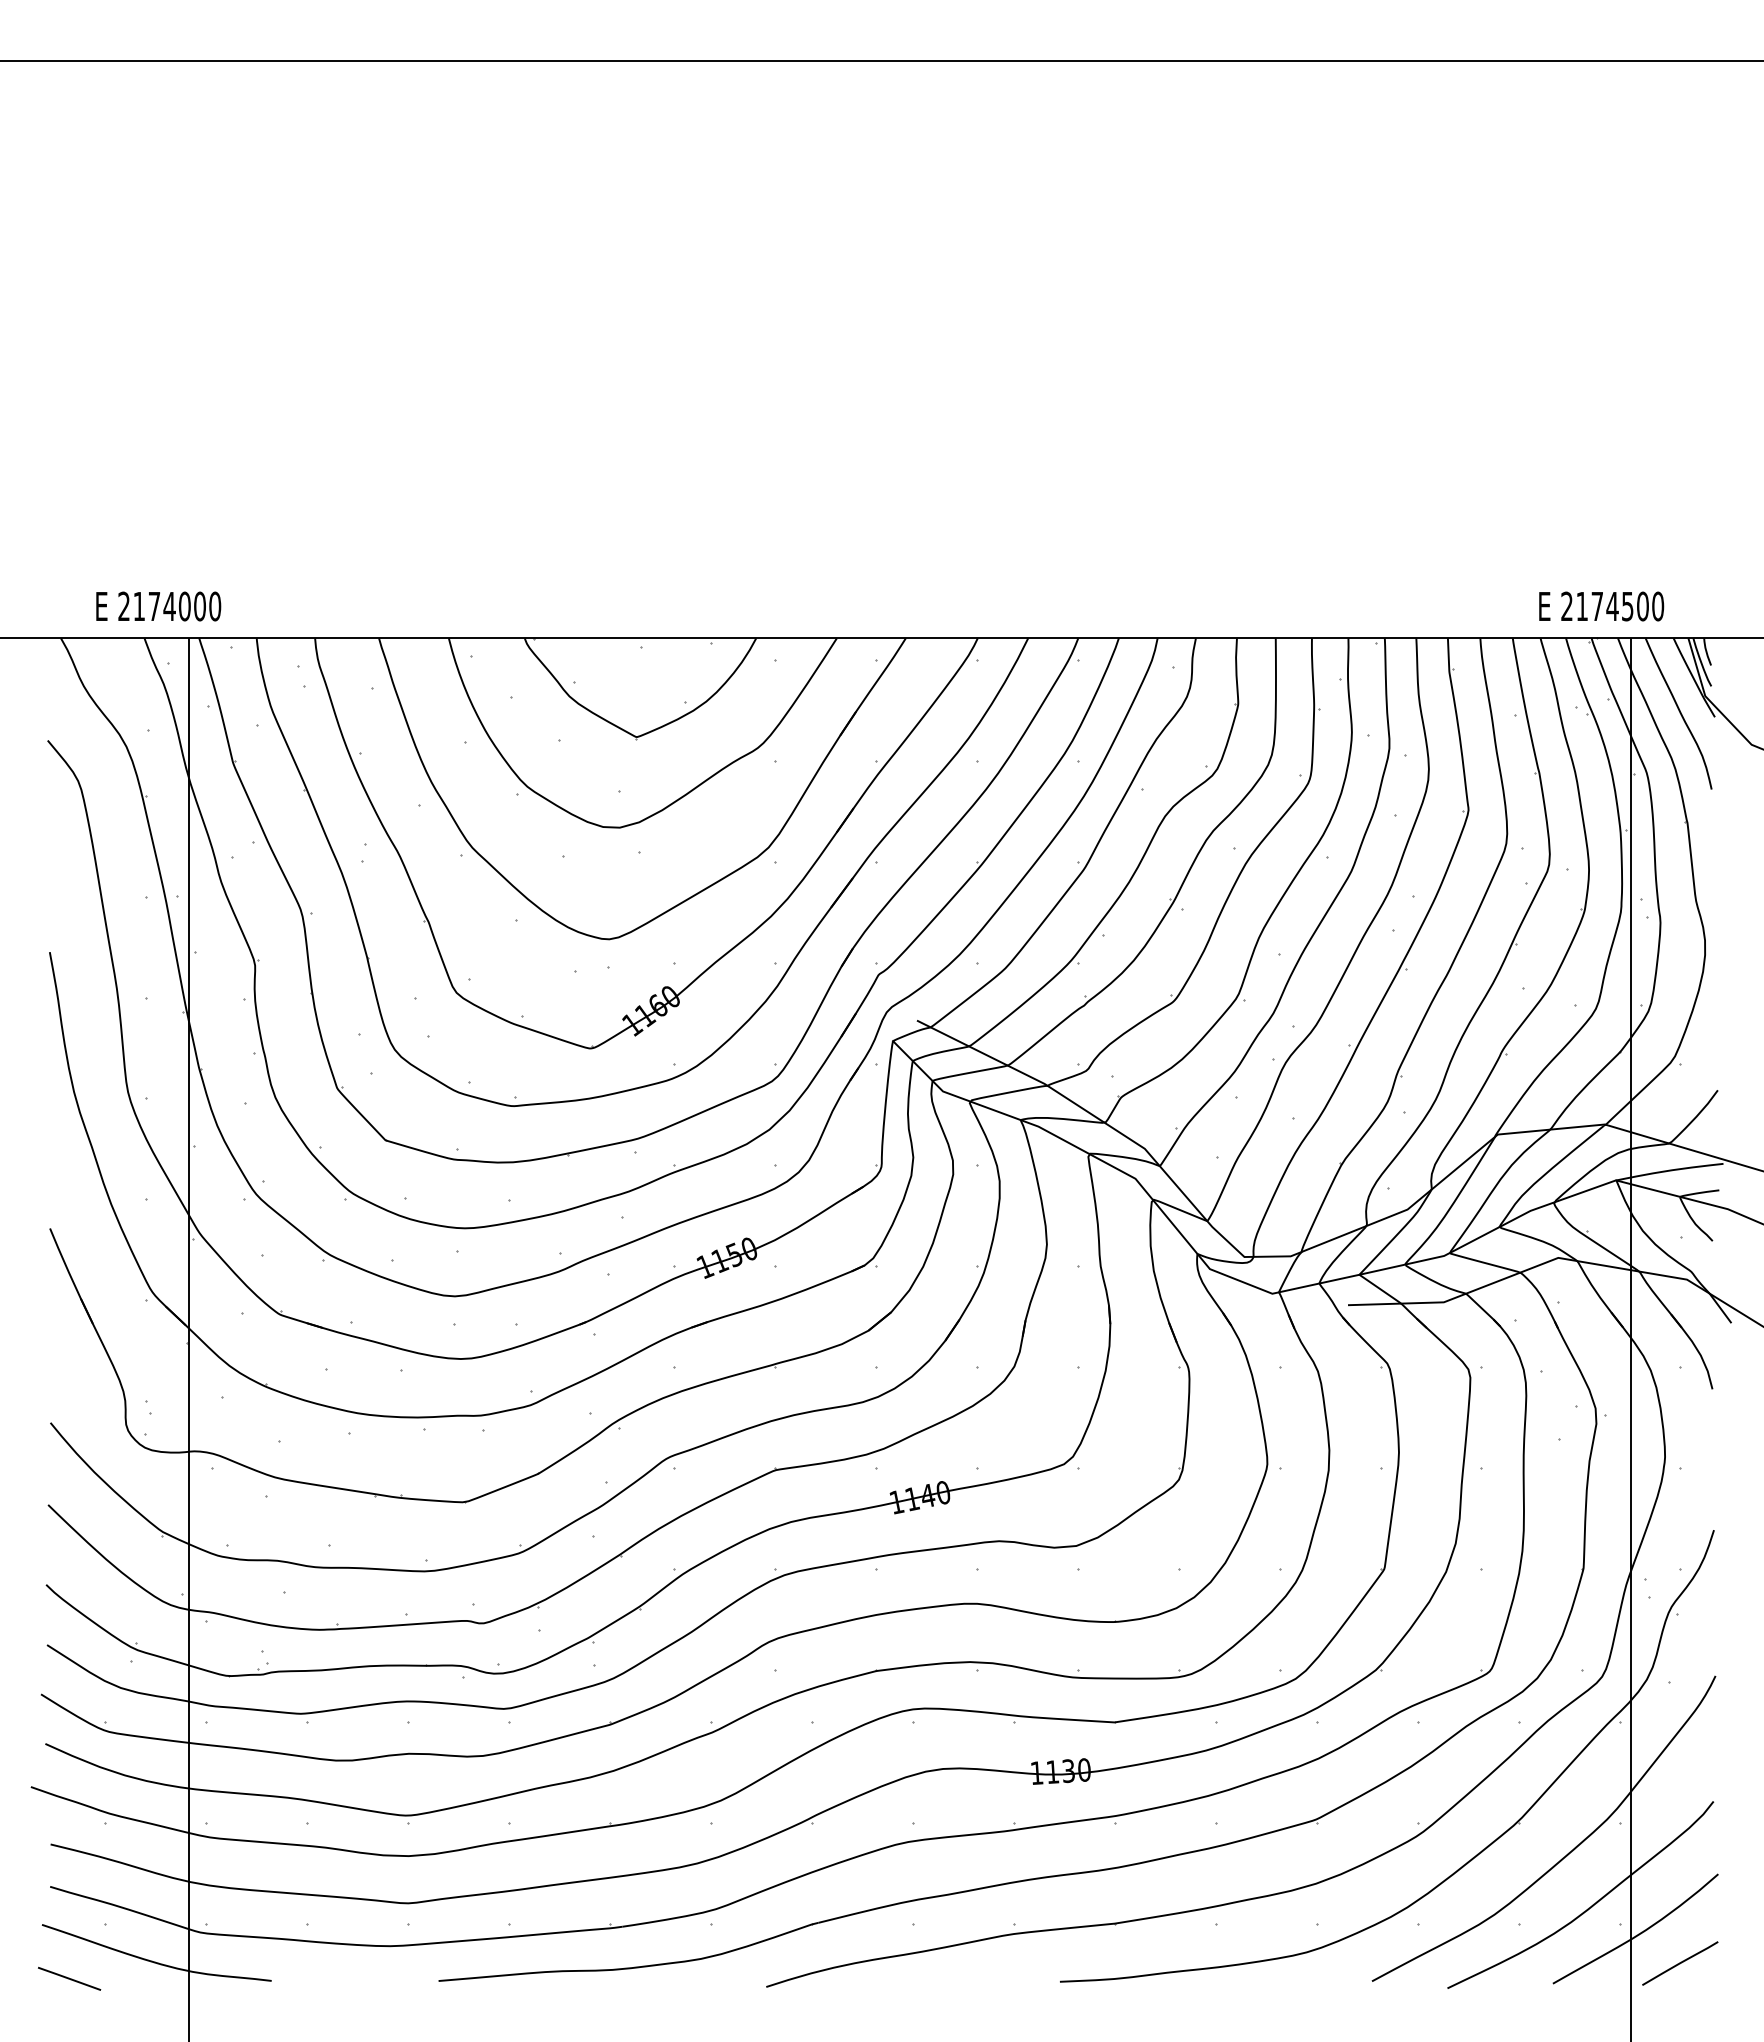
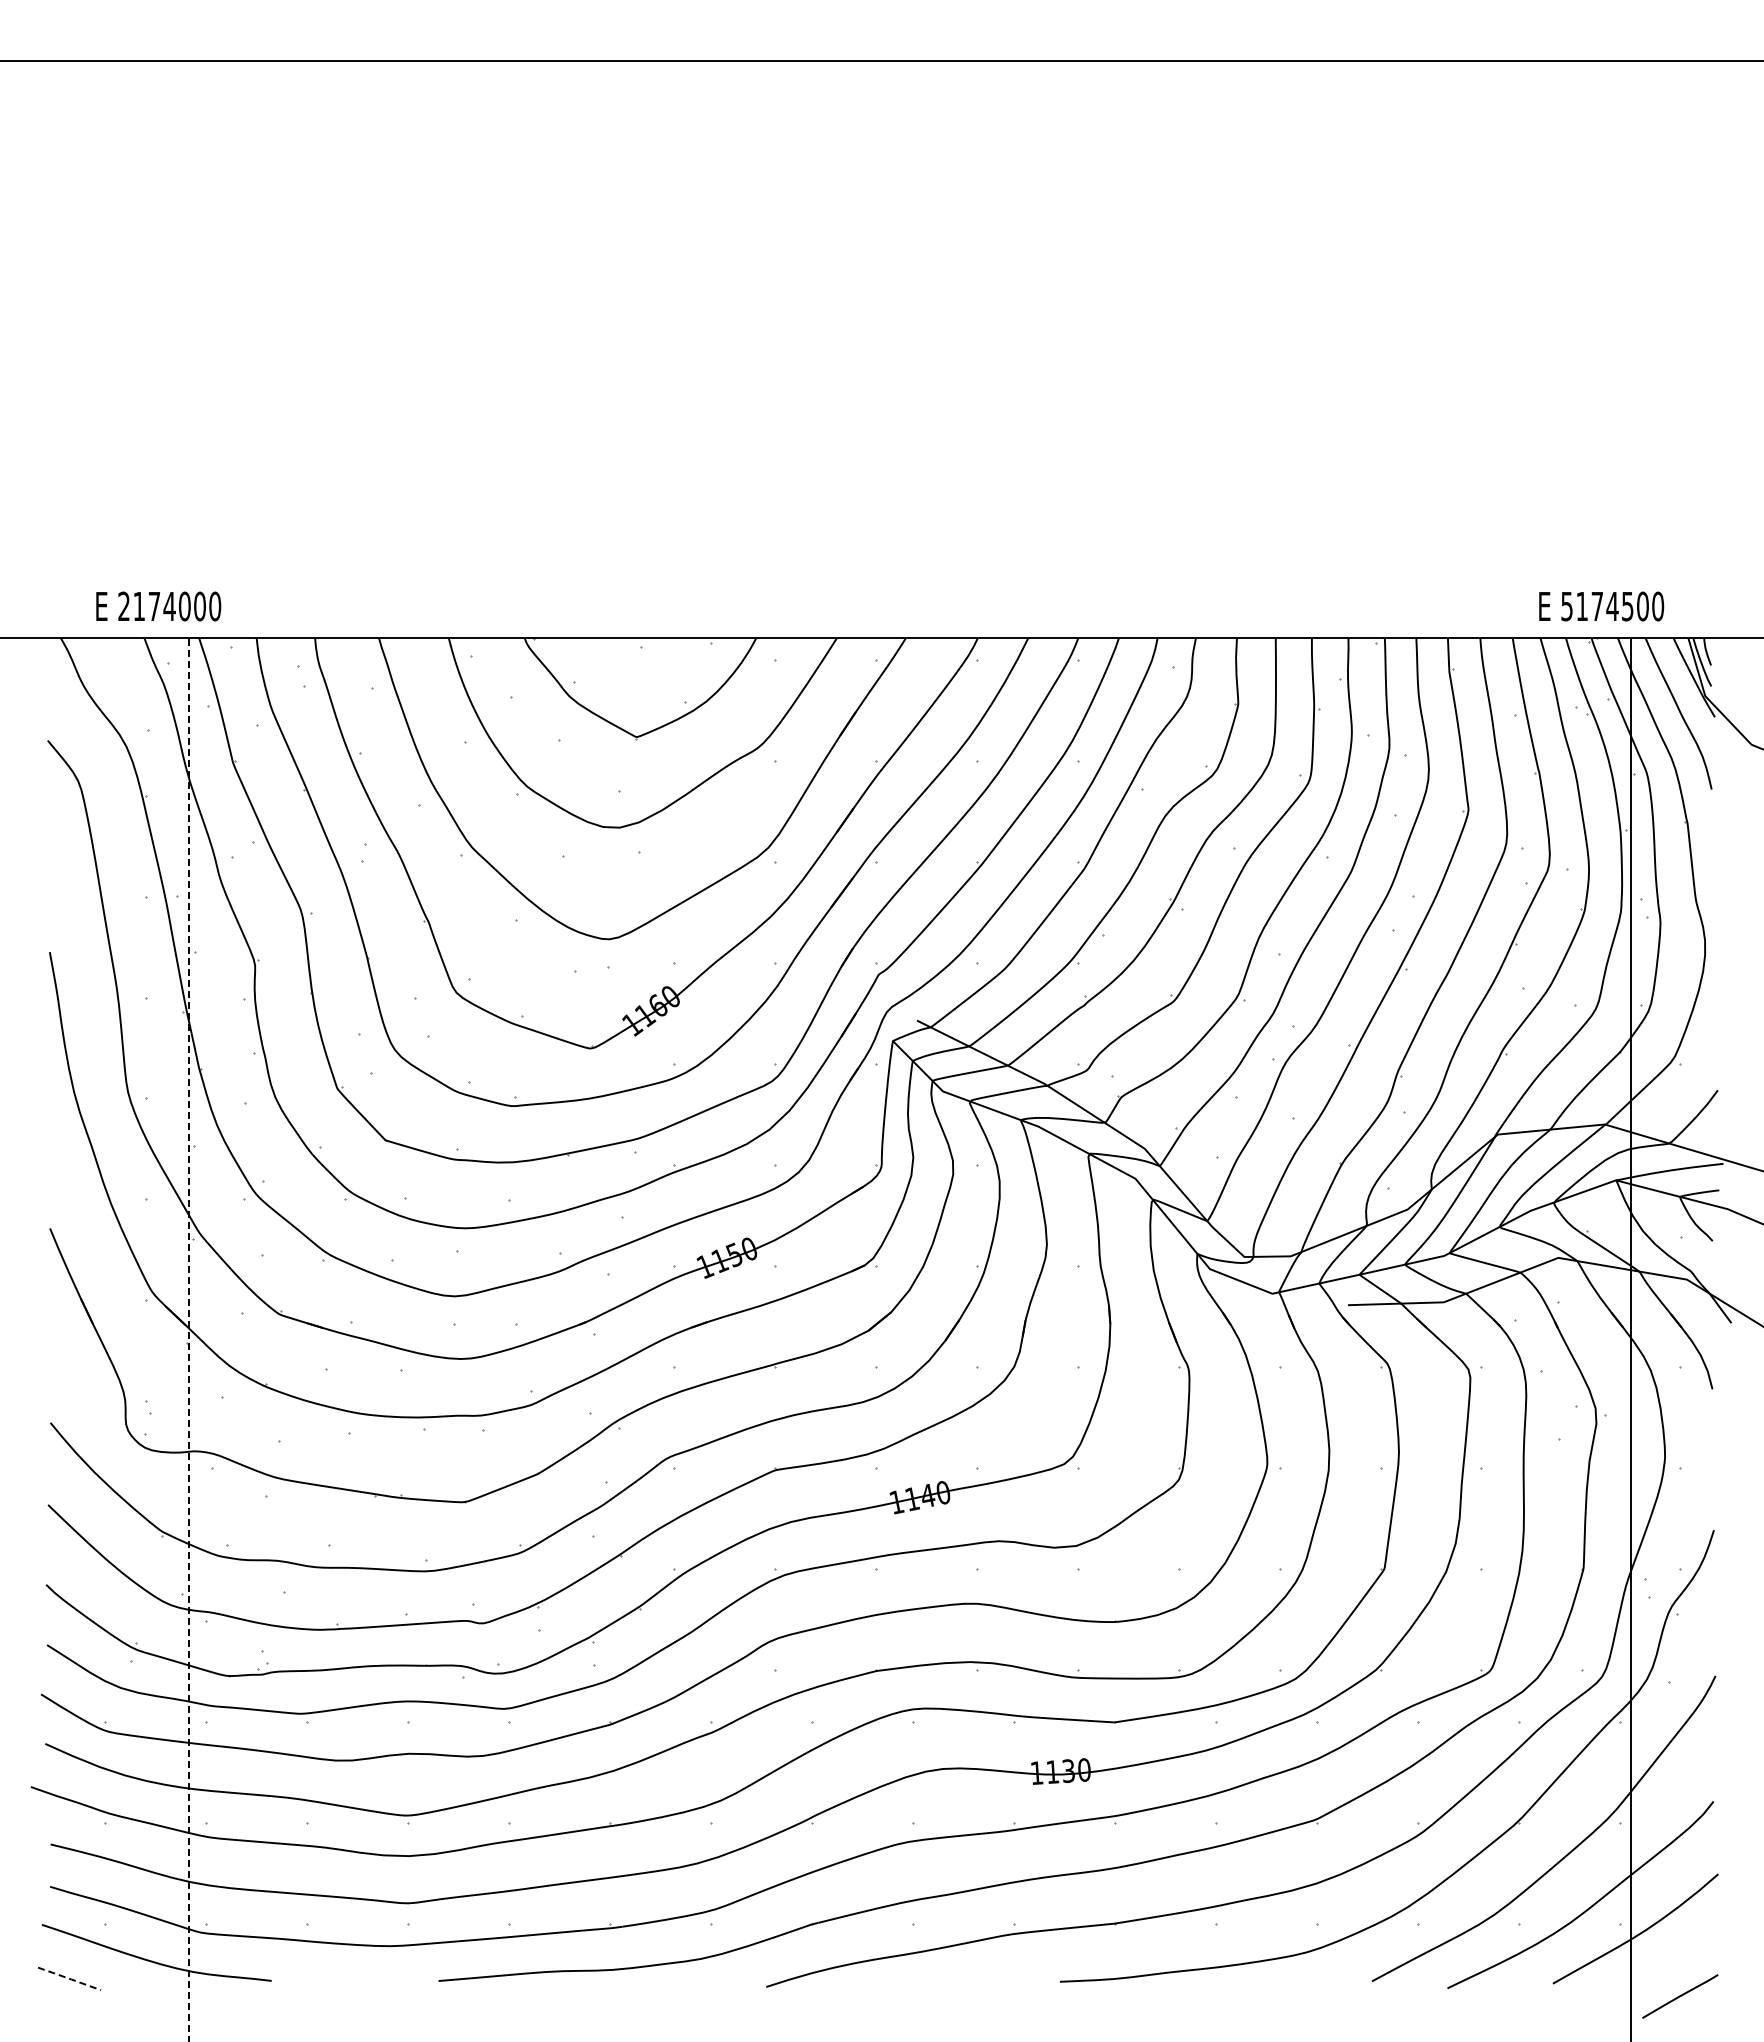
text: 2174500 -> 5174500 (1566, 606)
line: solid -> dashed (188, 1339)
line position: (1680, 1963) -> (1680, 1996) (1680, 1996)
line: solid -> dashed (69, 1978)
